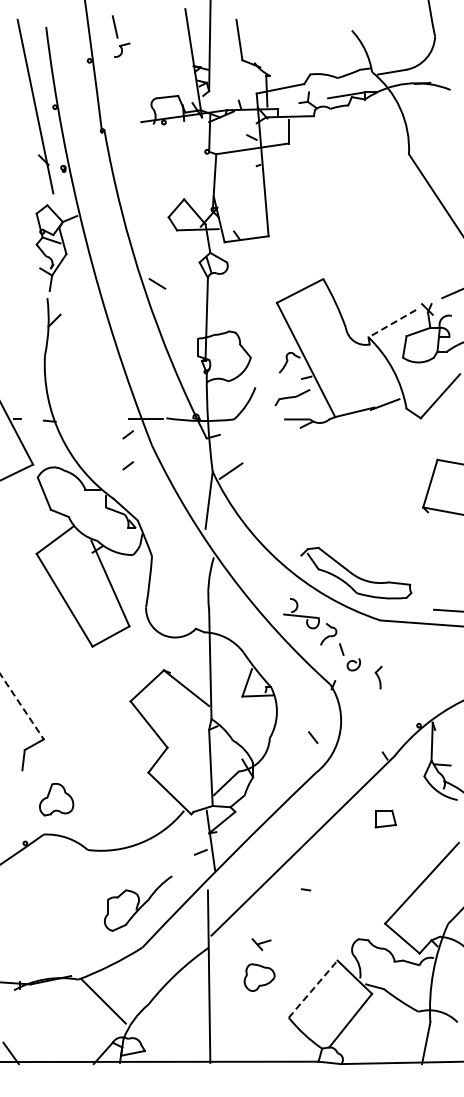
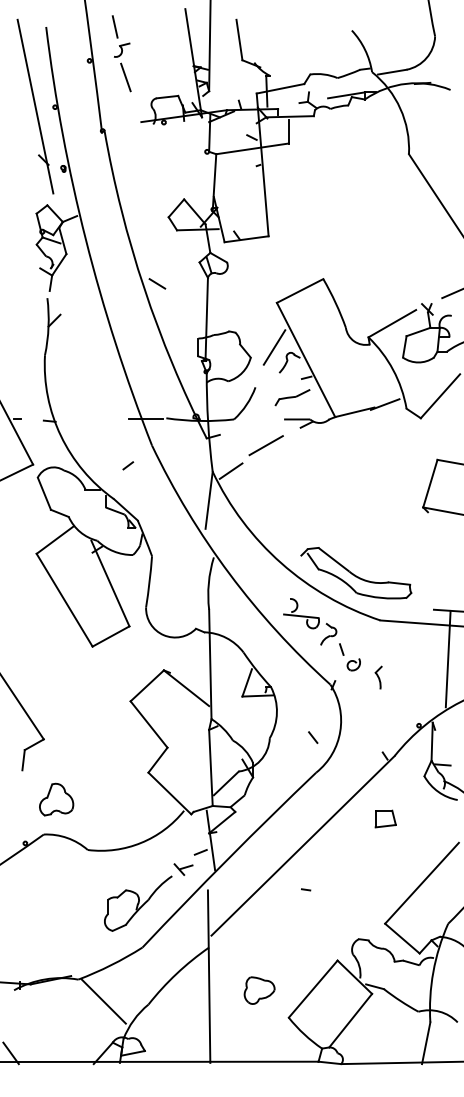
line: none -> present (125, 77)
line: dashed -> solid (391, 323)
line: none -> present (274, 347)
line: present -> none (128, 434)
line: none -> present (265, 445)
line: none -> present (447, 658)
line: dashed -> solid (22, 706)
part position: (261, 944) -> (183, 869) (183, 869)
part position: (259, 977) -> (259, 990) (259, 990)
line: dashed -> solid (313, 989)
